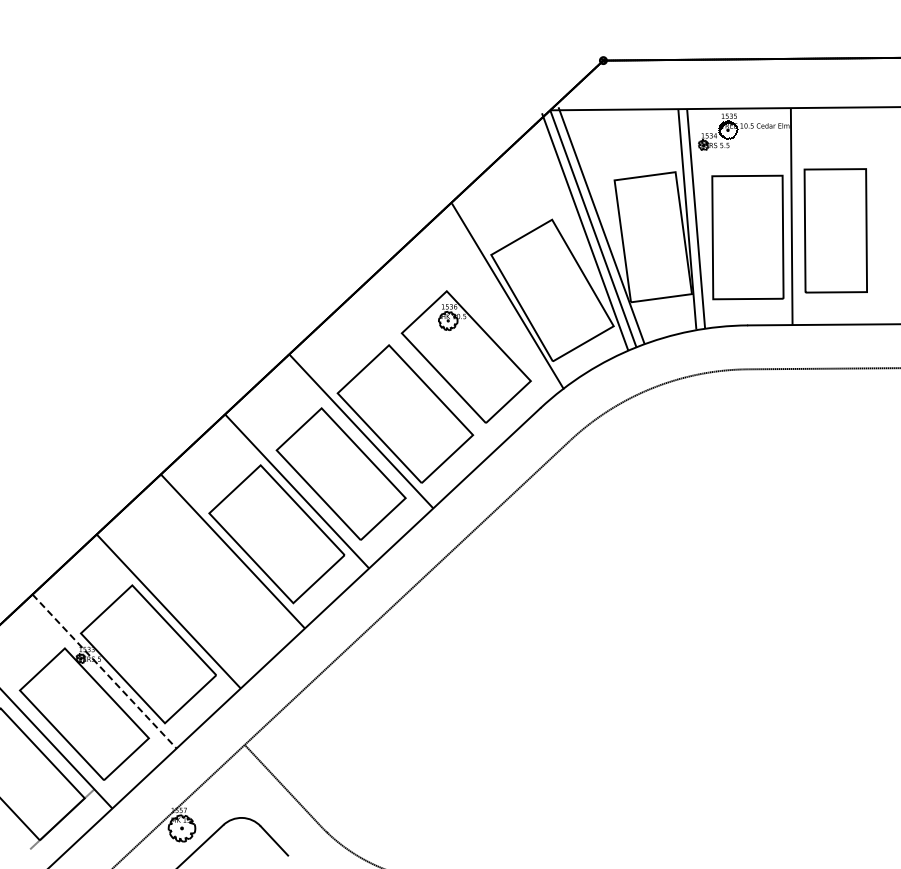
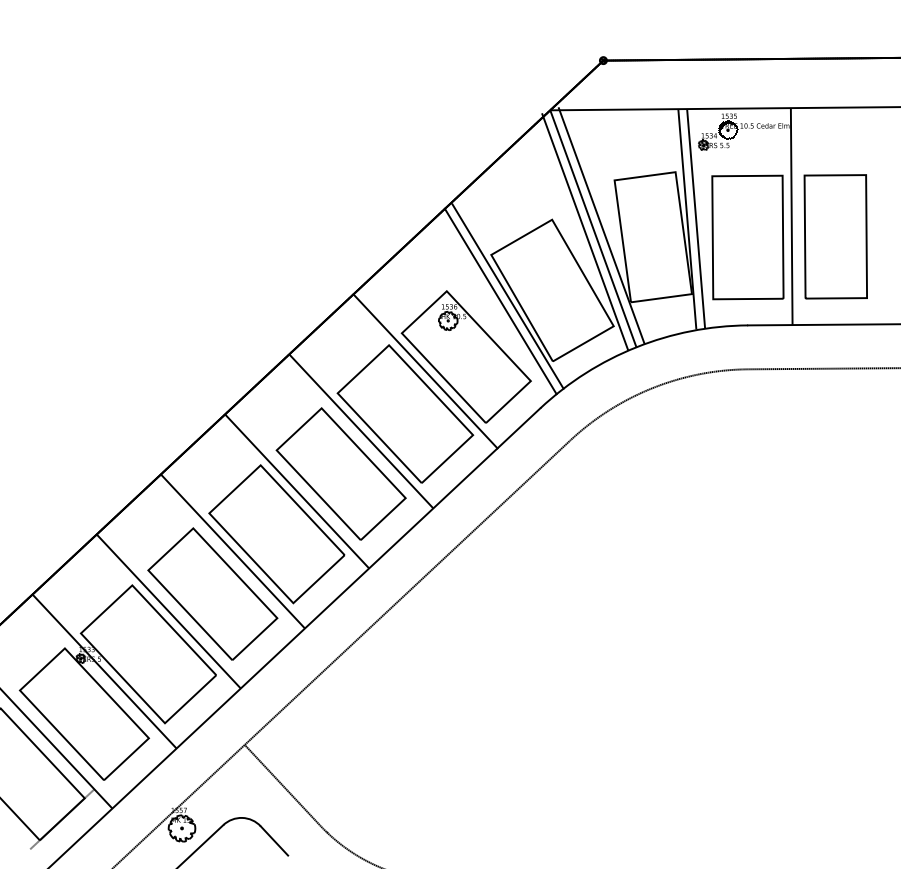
part position: (835, 230) -> (835, 236) (835, 236)
line: none -> present (500, 301)
line: none -> present (425, 371)
part: none -> present (212, 593)
line: dashed -> solid (104, 671)
